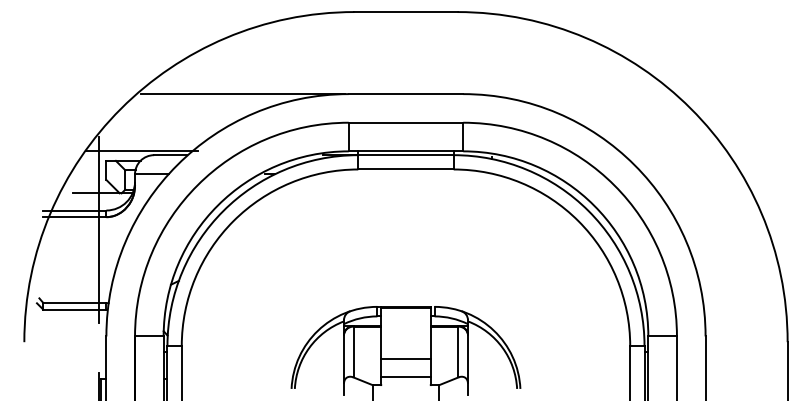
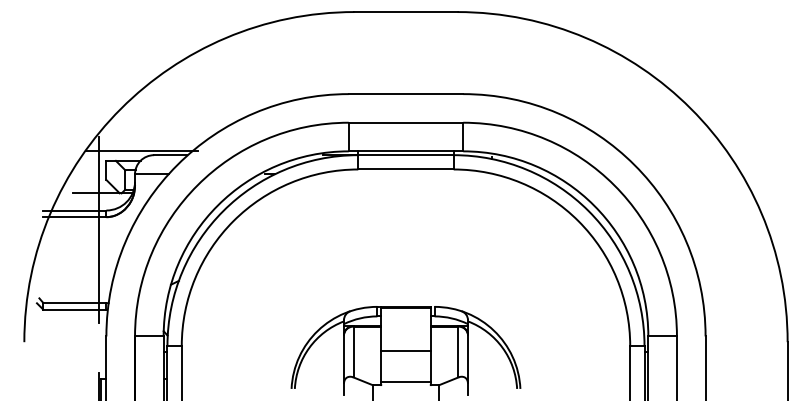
line: present -> none (242, 94)
line position: (405, 359) -> (405, 351) (405, 351)
line position: (405, 377) -> (405, 382) (405, 382)
